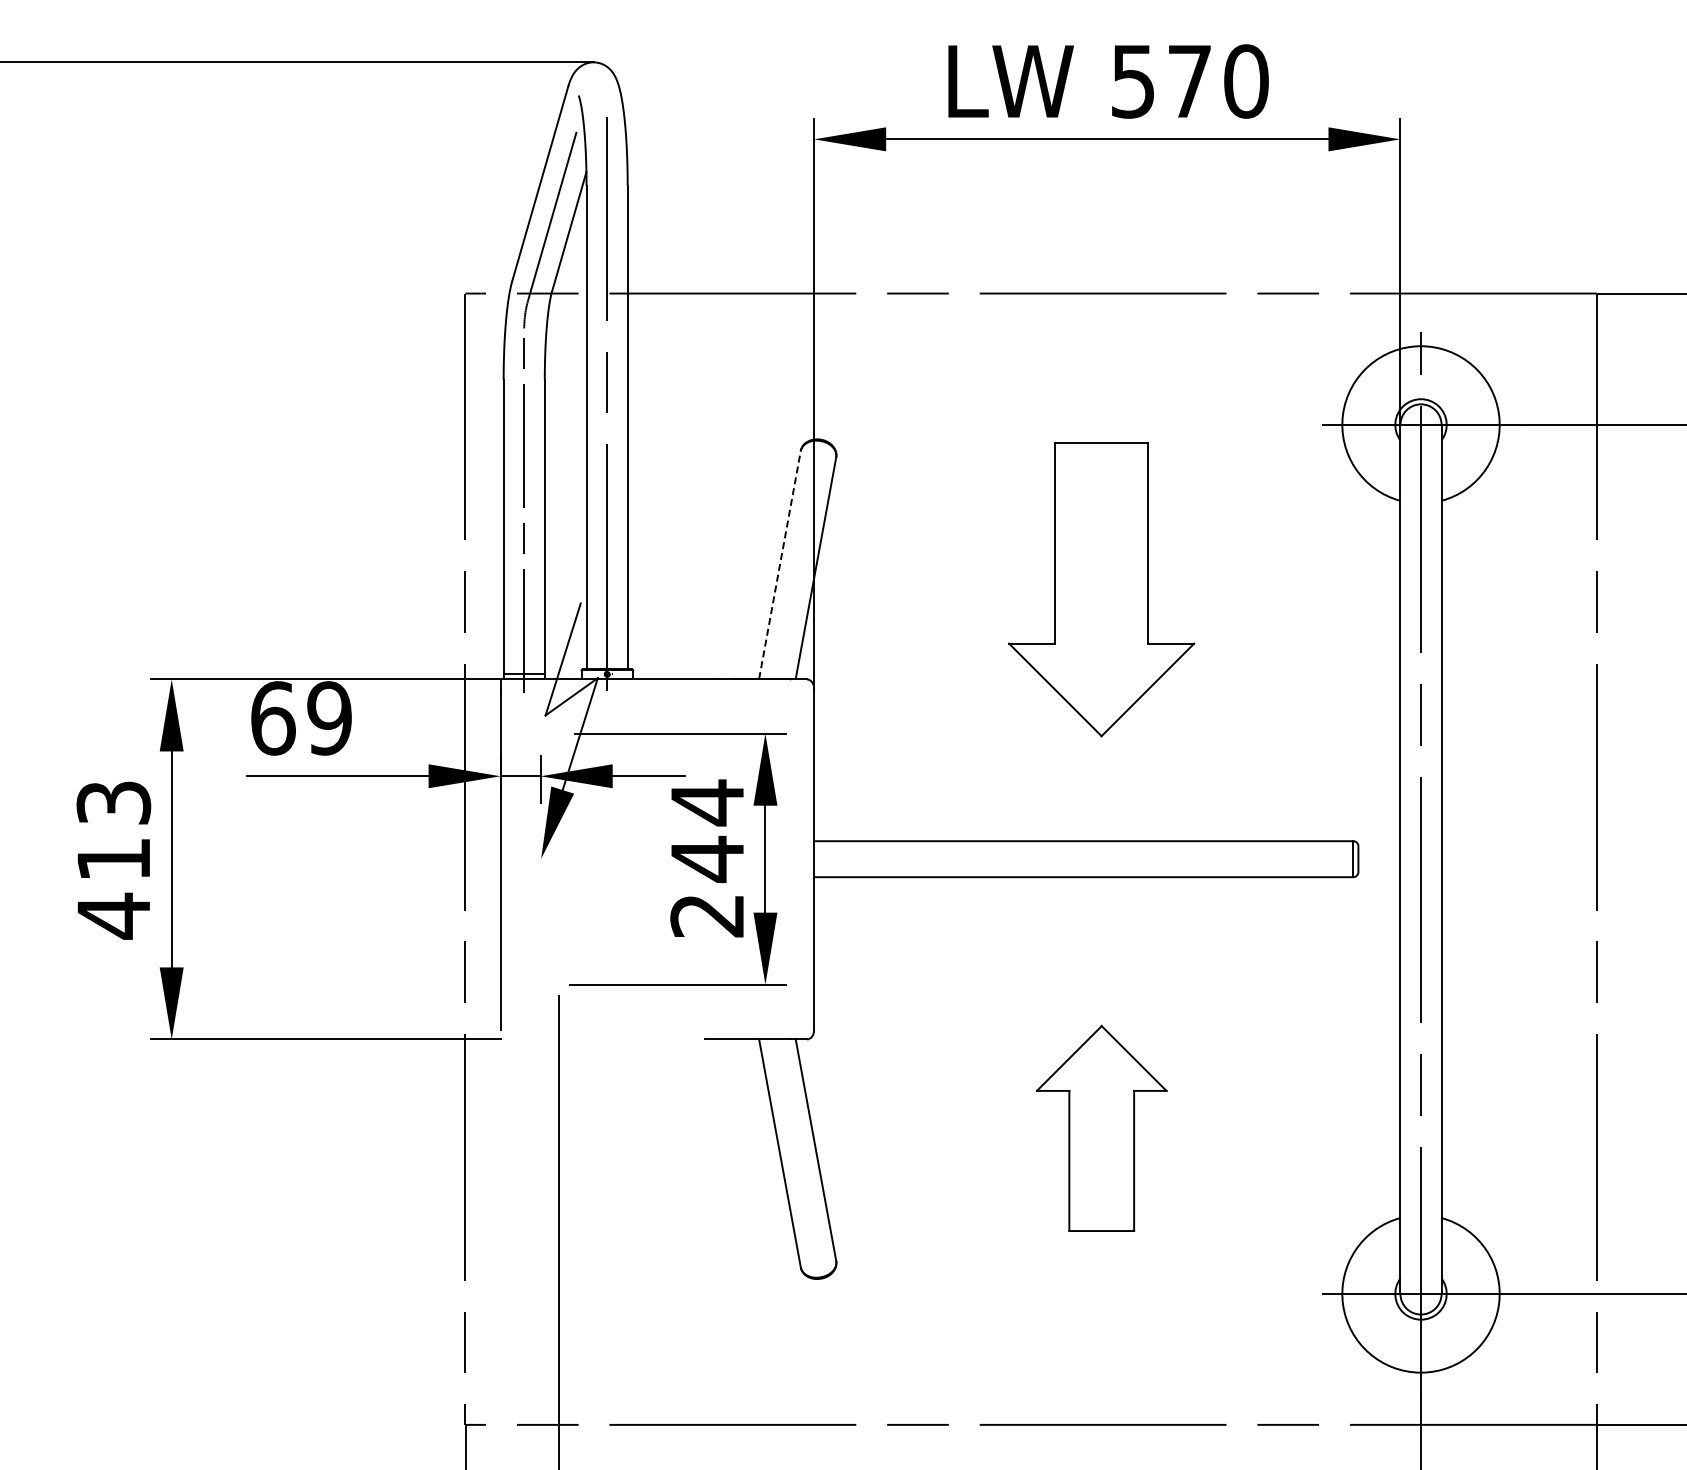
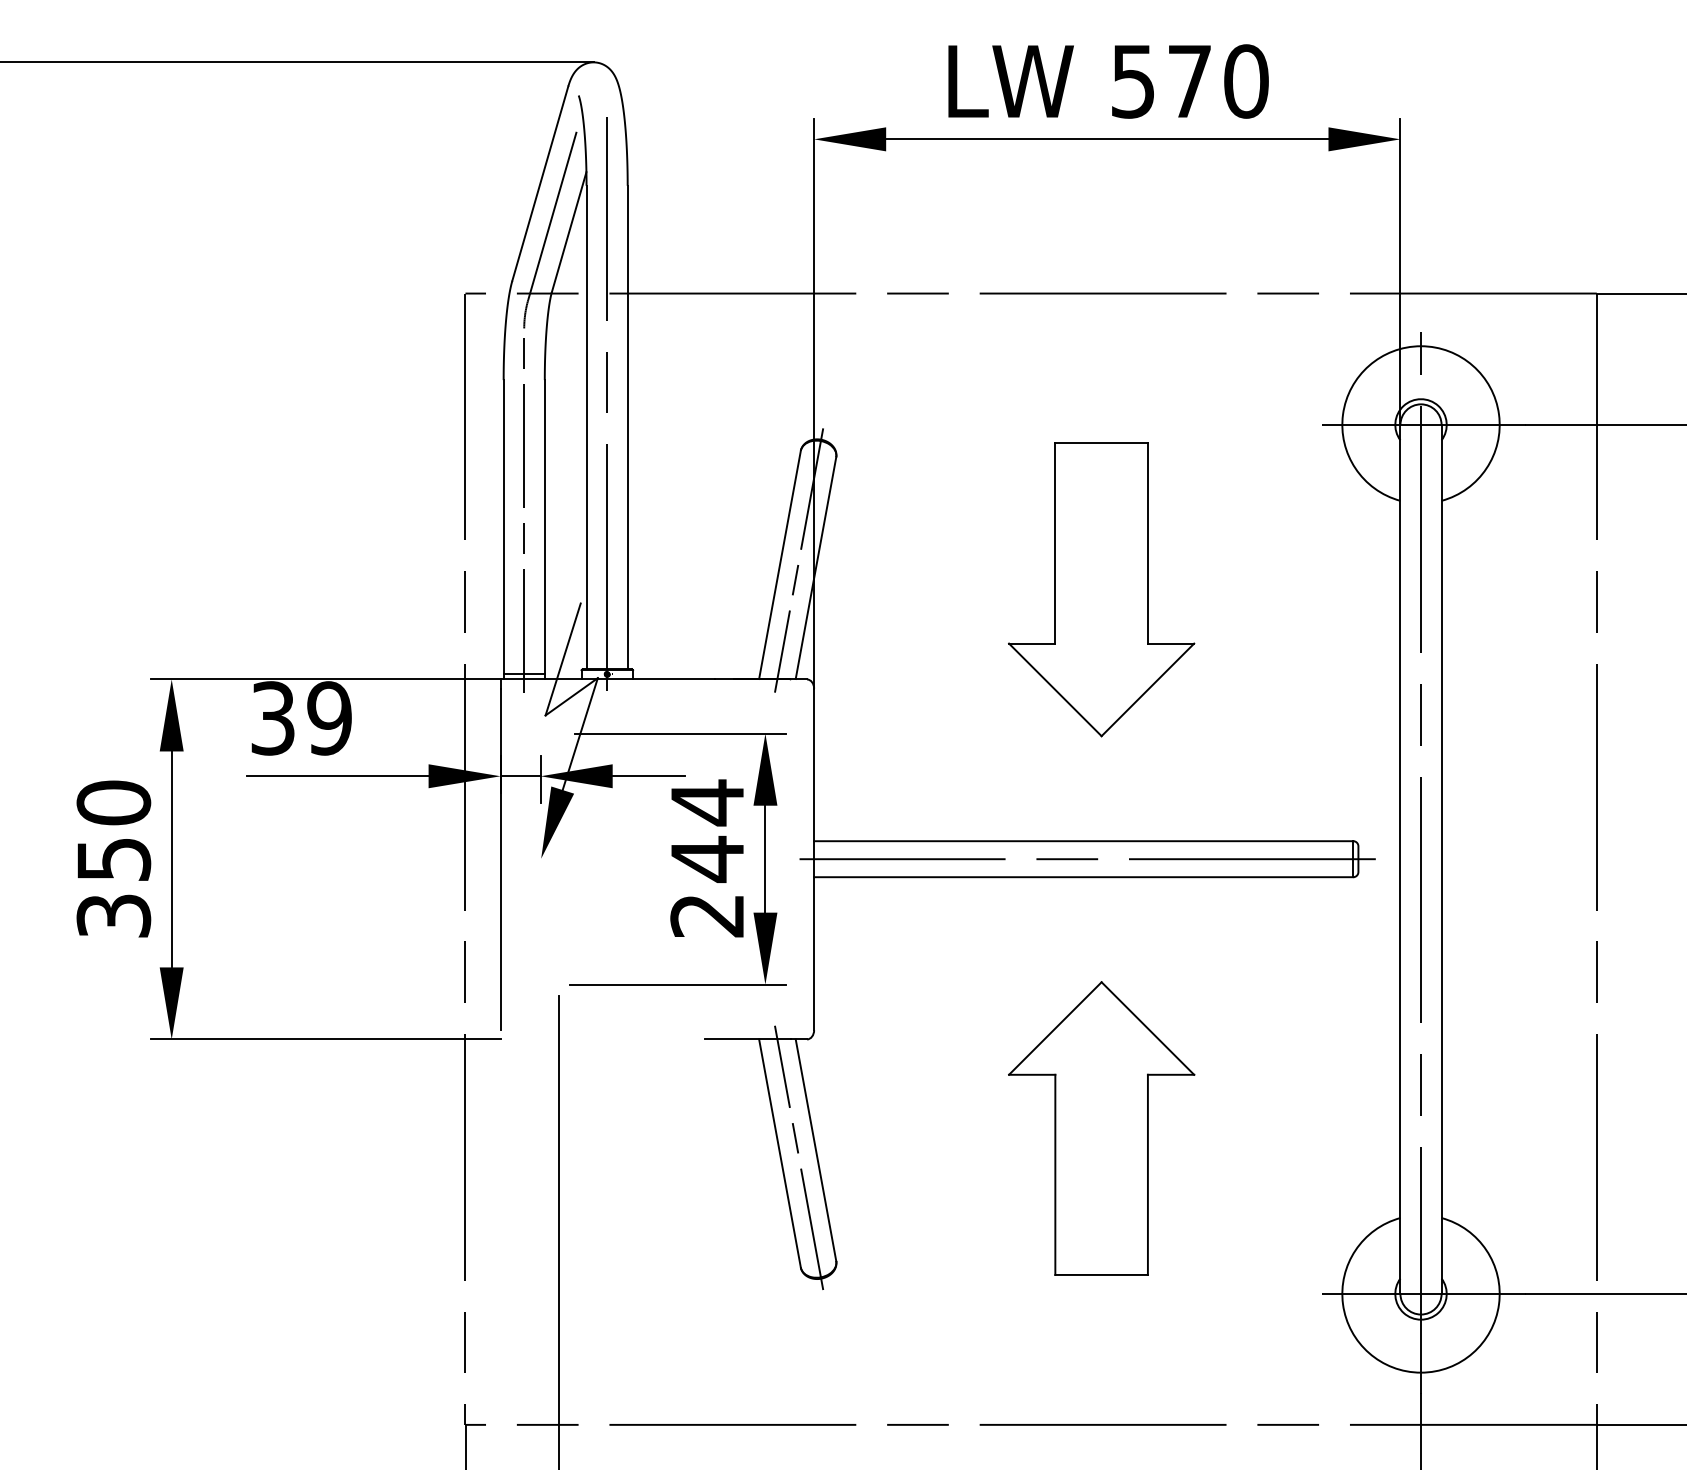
line: none -> present (798, 560)
line: dashed -> solid (779, 564)
text: 69 -> 39 (273, 718)
text: 413 -> 350 (113, 859)
line: none -> present (1087, 859)
part size: 132x207 px -> 188x295 px (1101, 1128)
line: none -> present (798, 1157)
